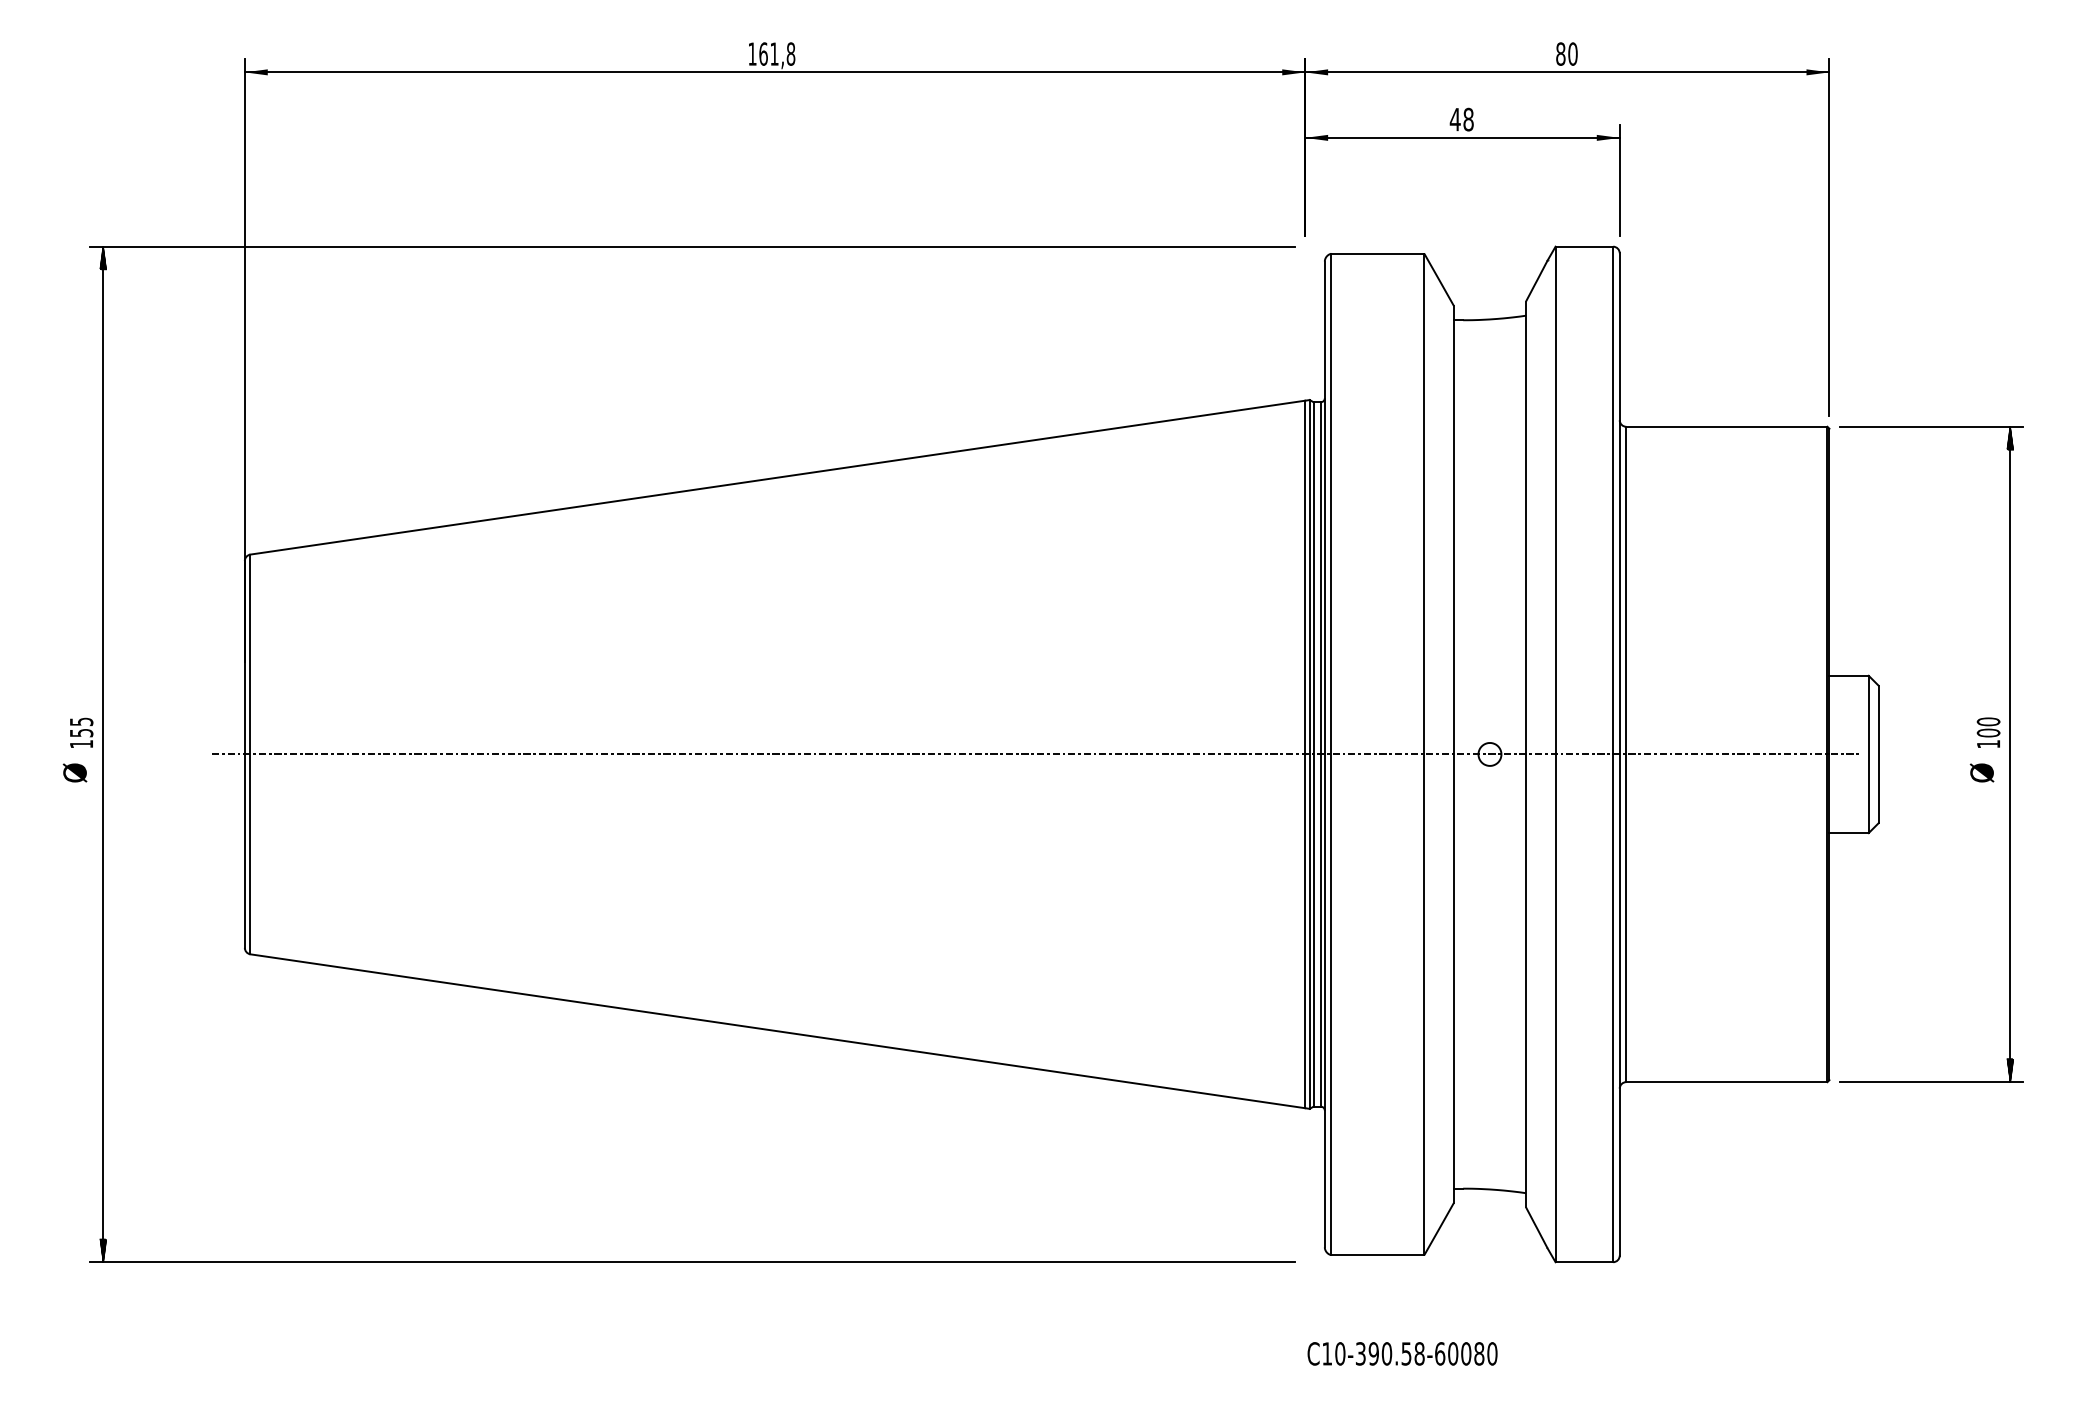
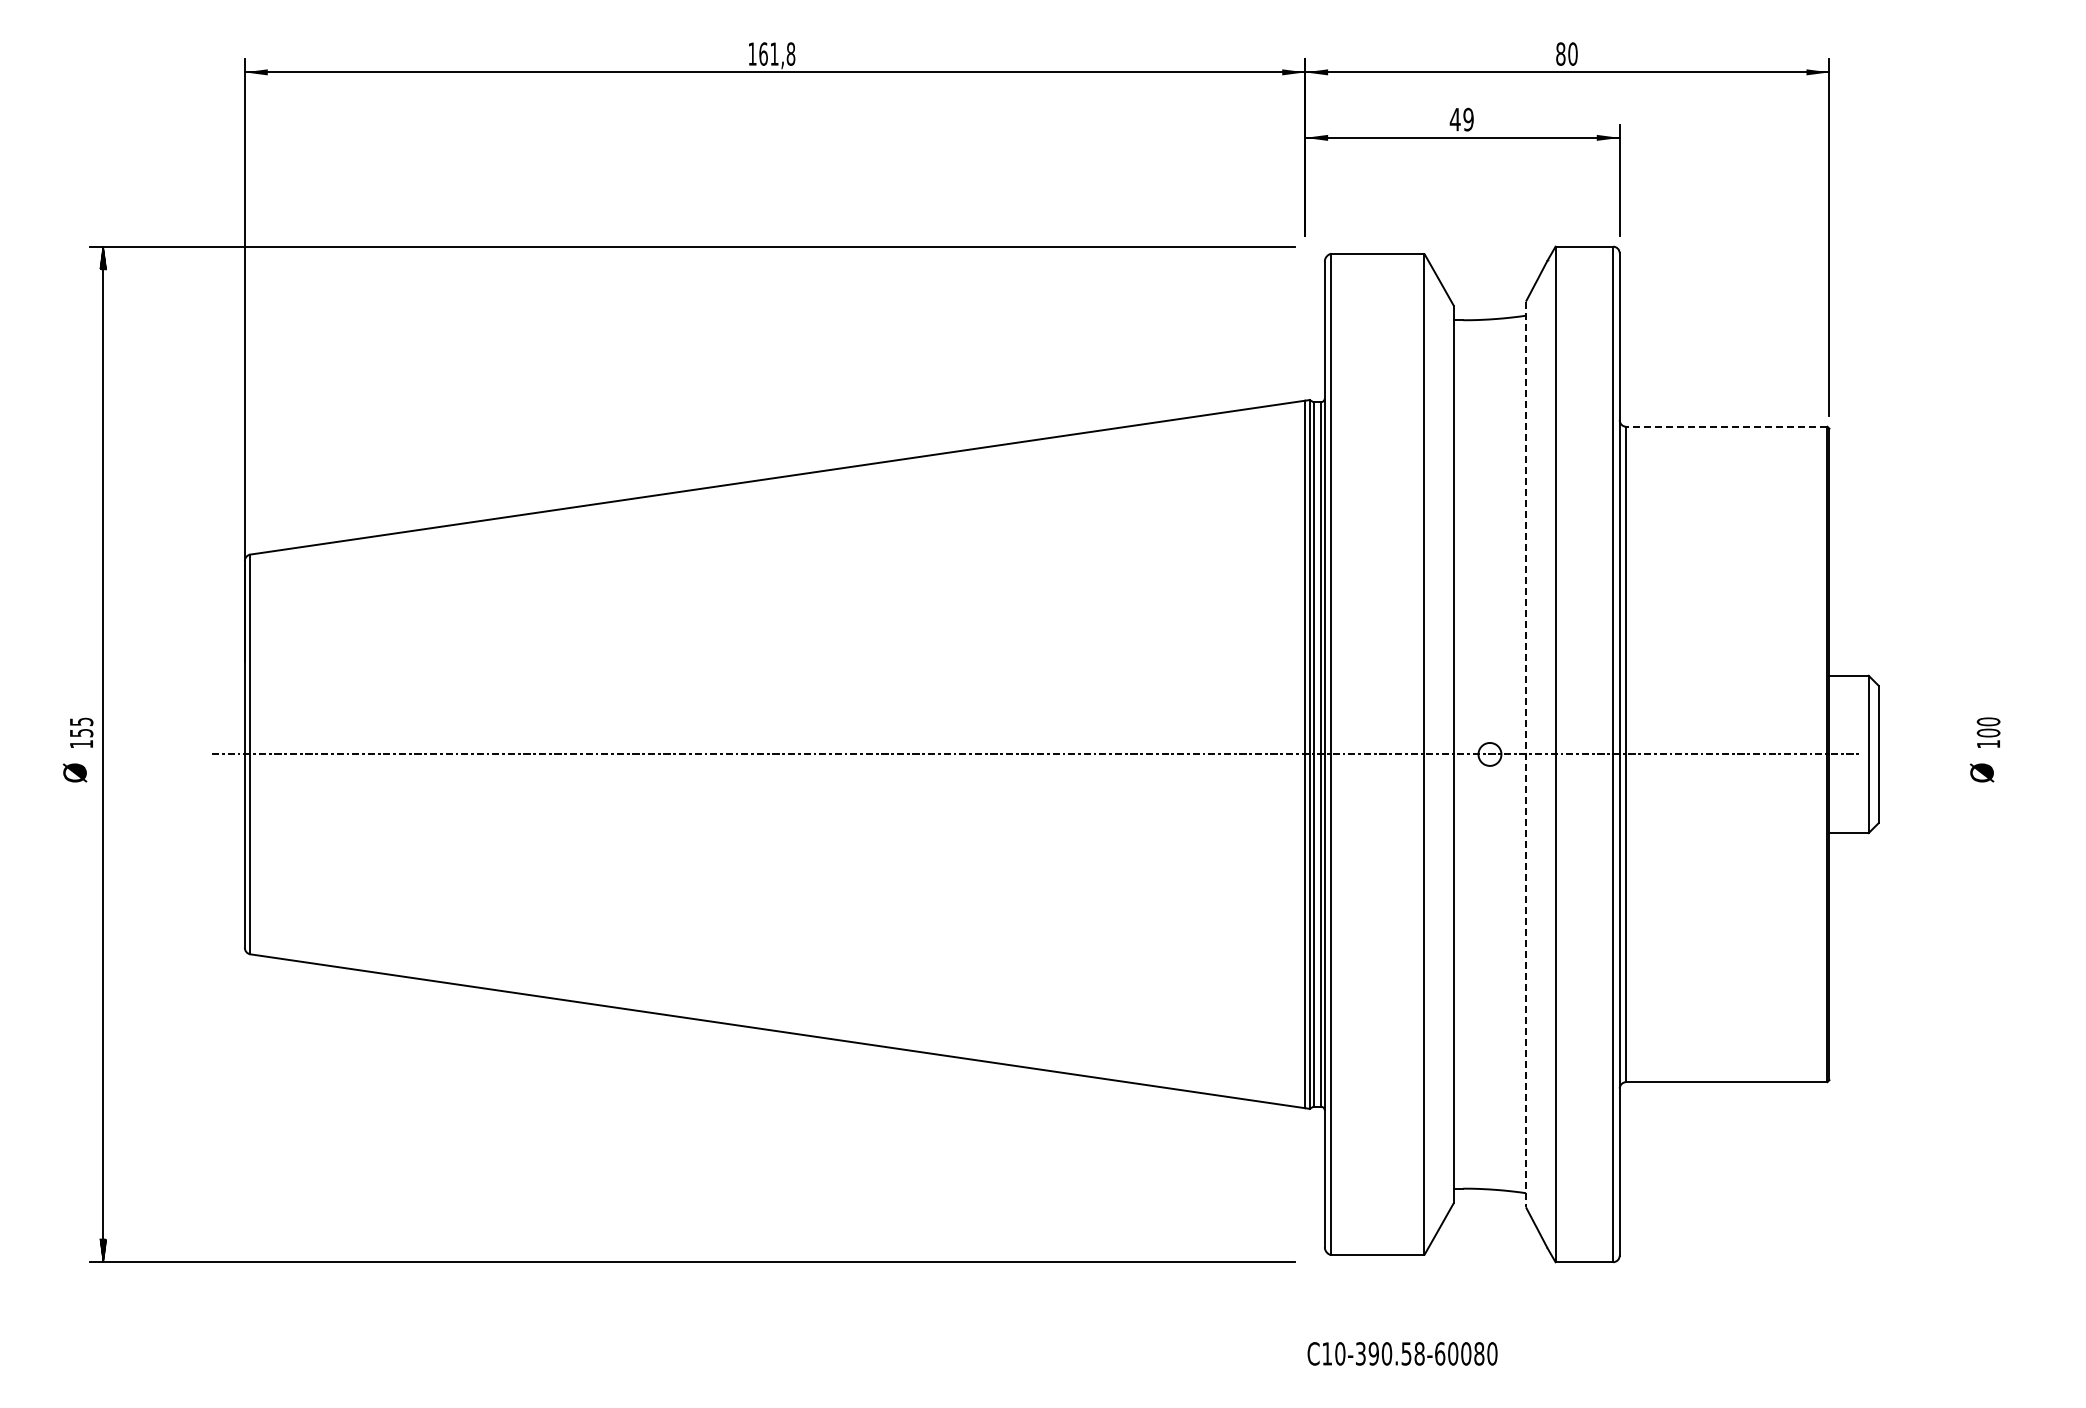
text: 48 -> 49 (1468, 119)
line: solid -> dashed (1726, 426)
line: solid -> dashed (1526, 754)
part: present -> none (2009, 754)
